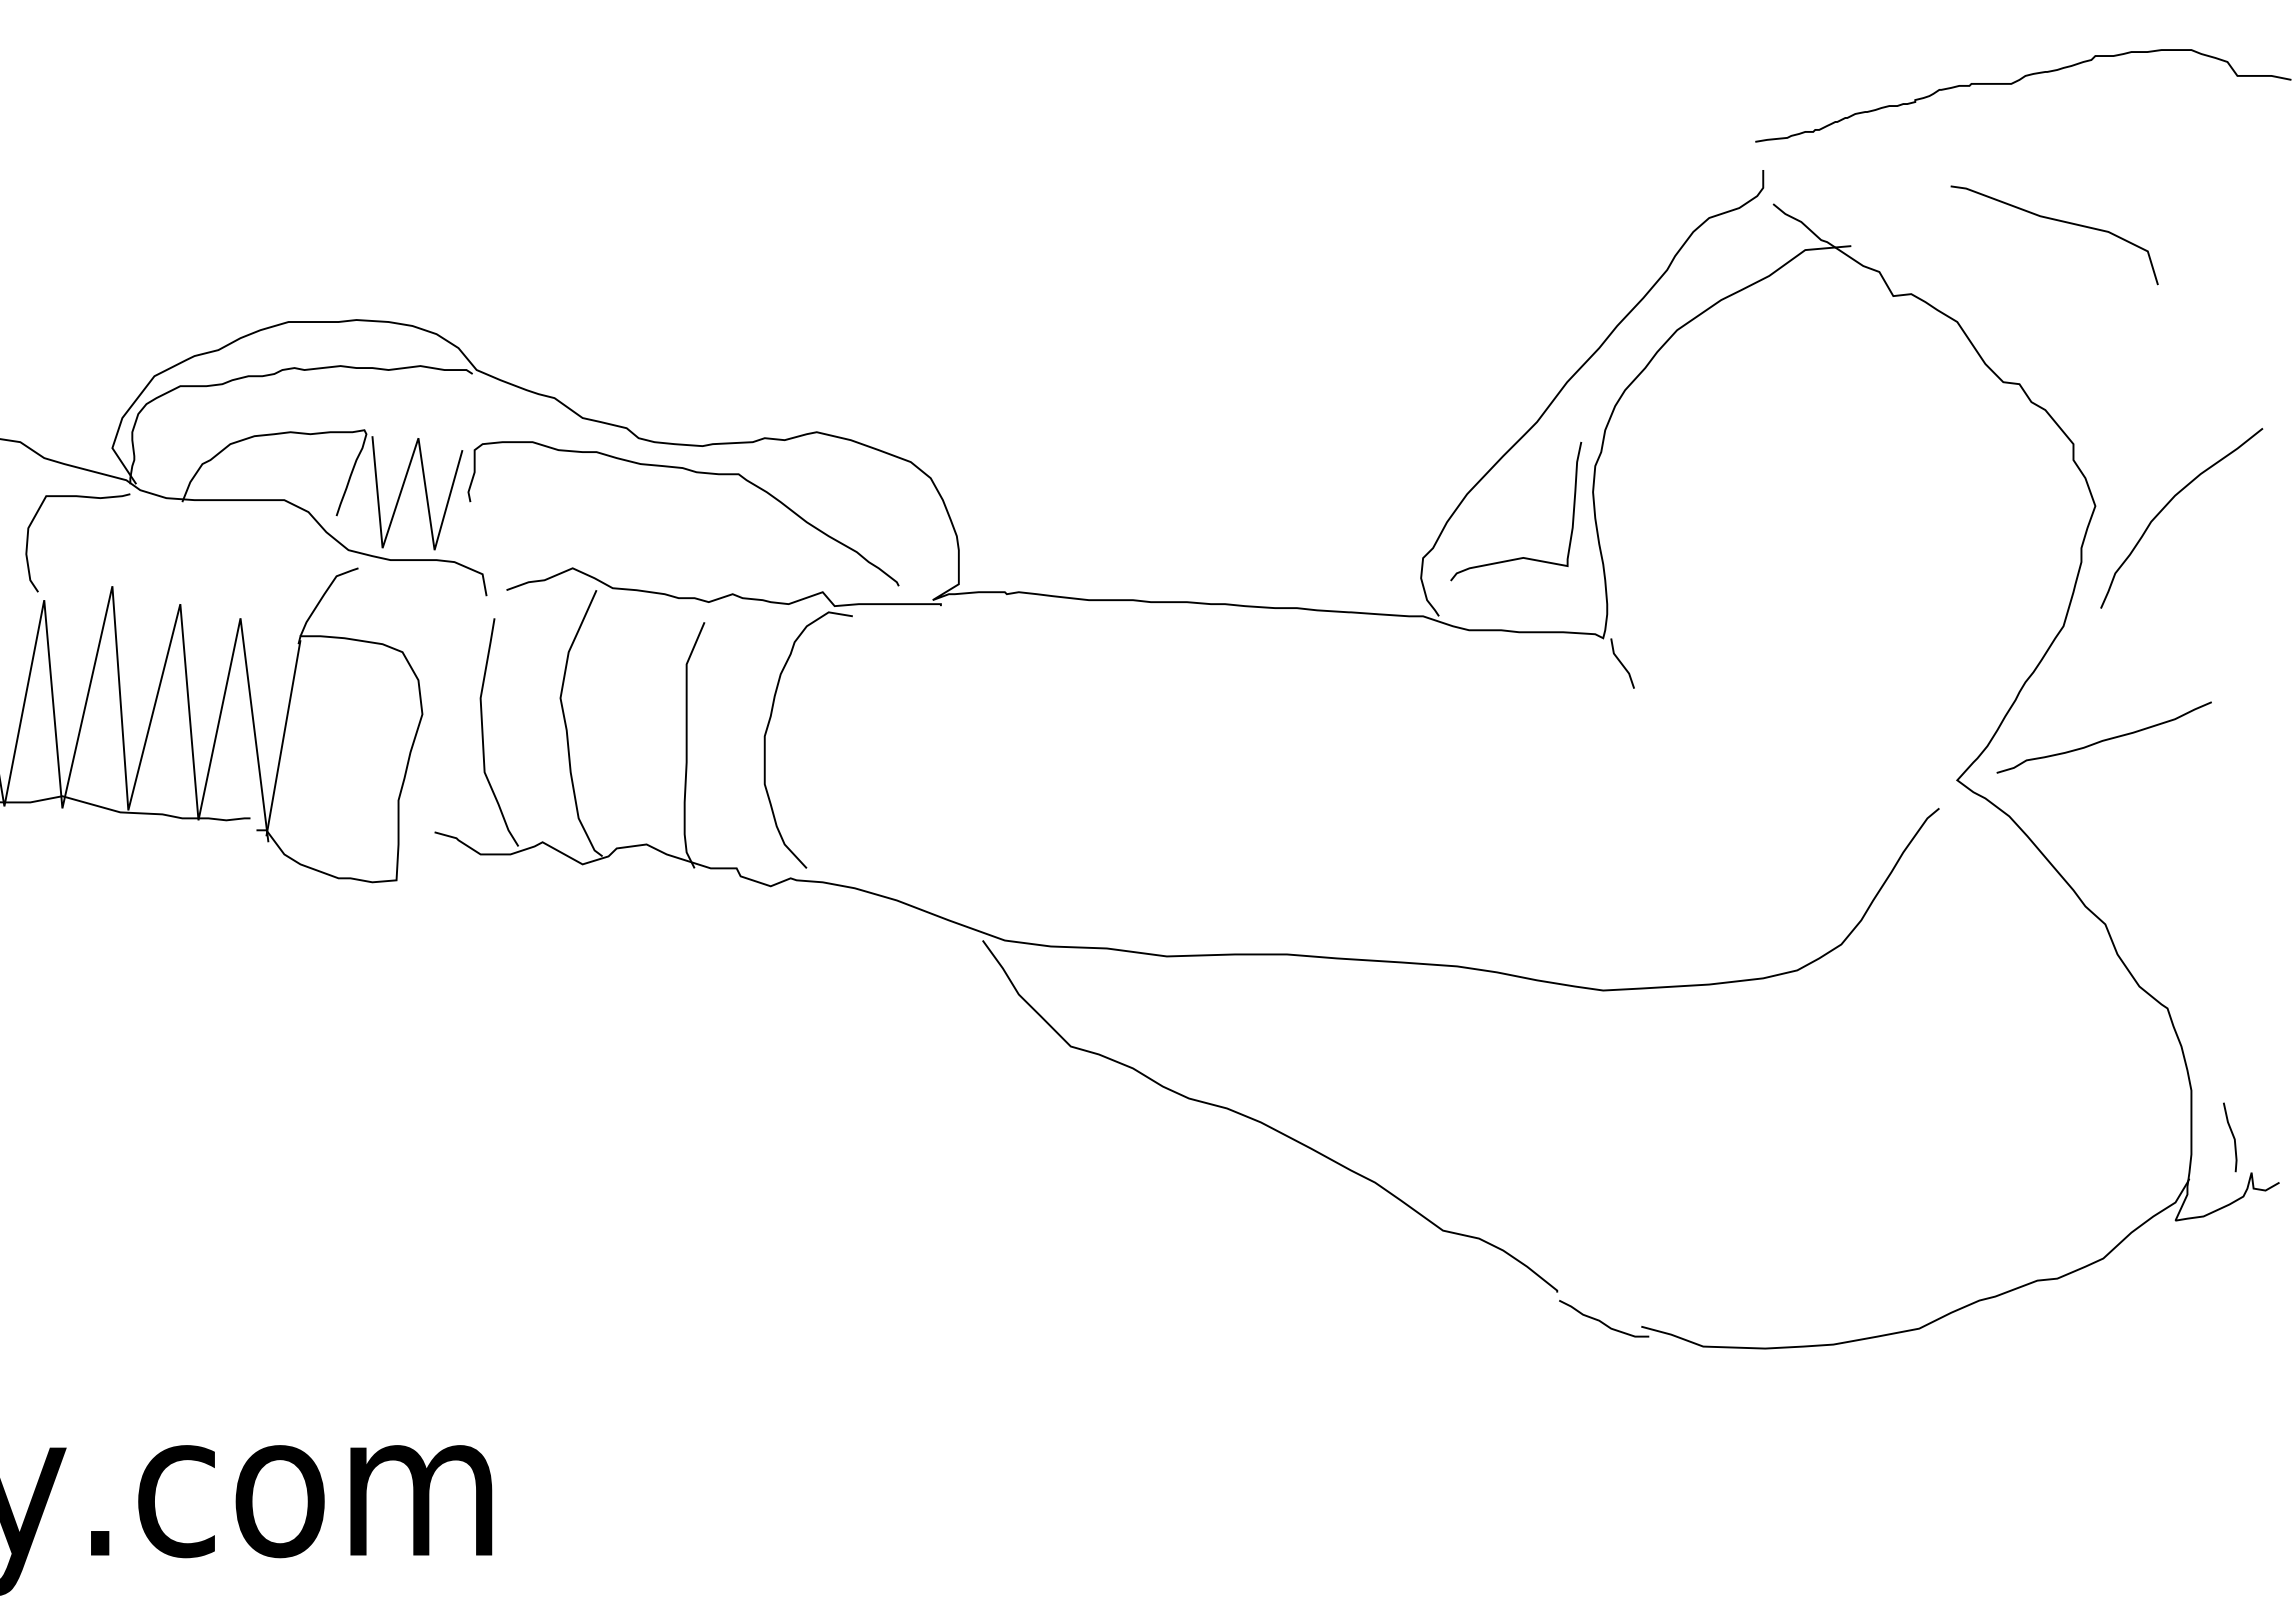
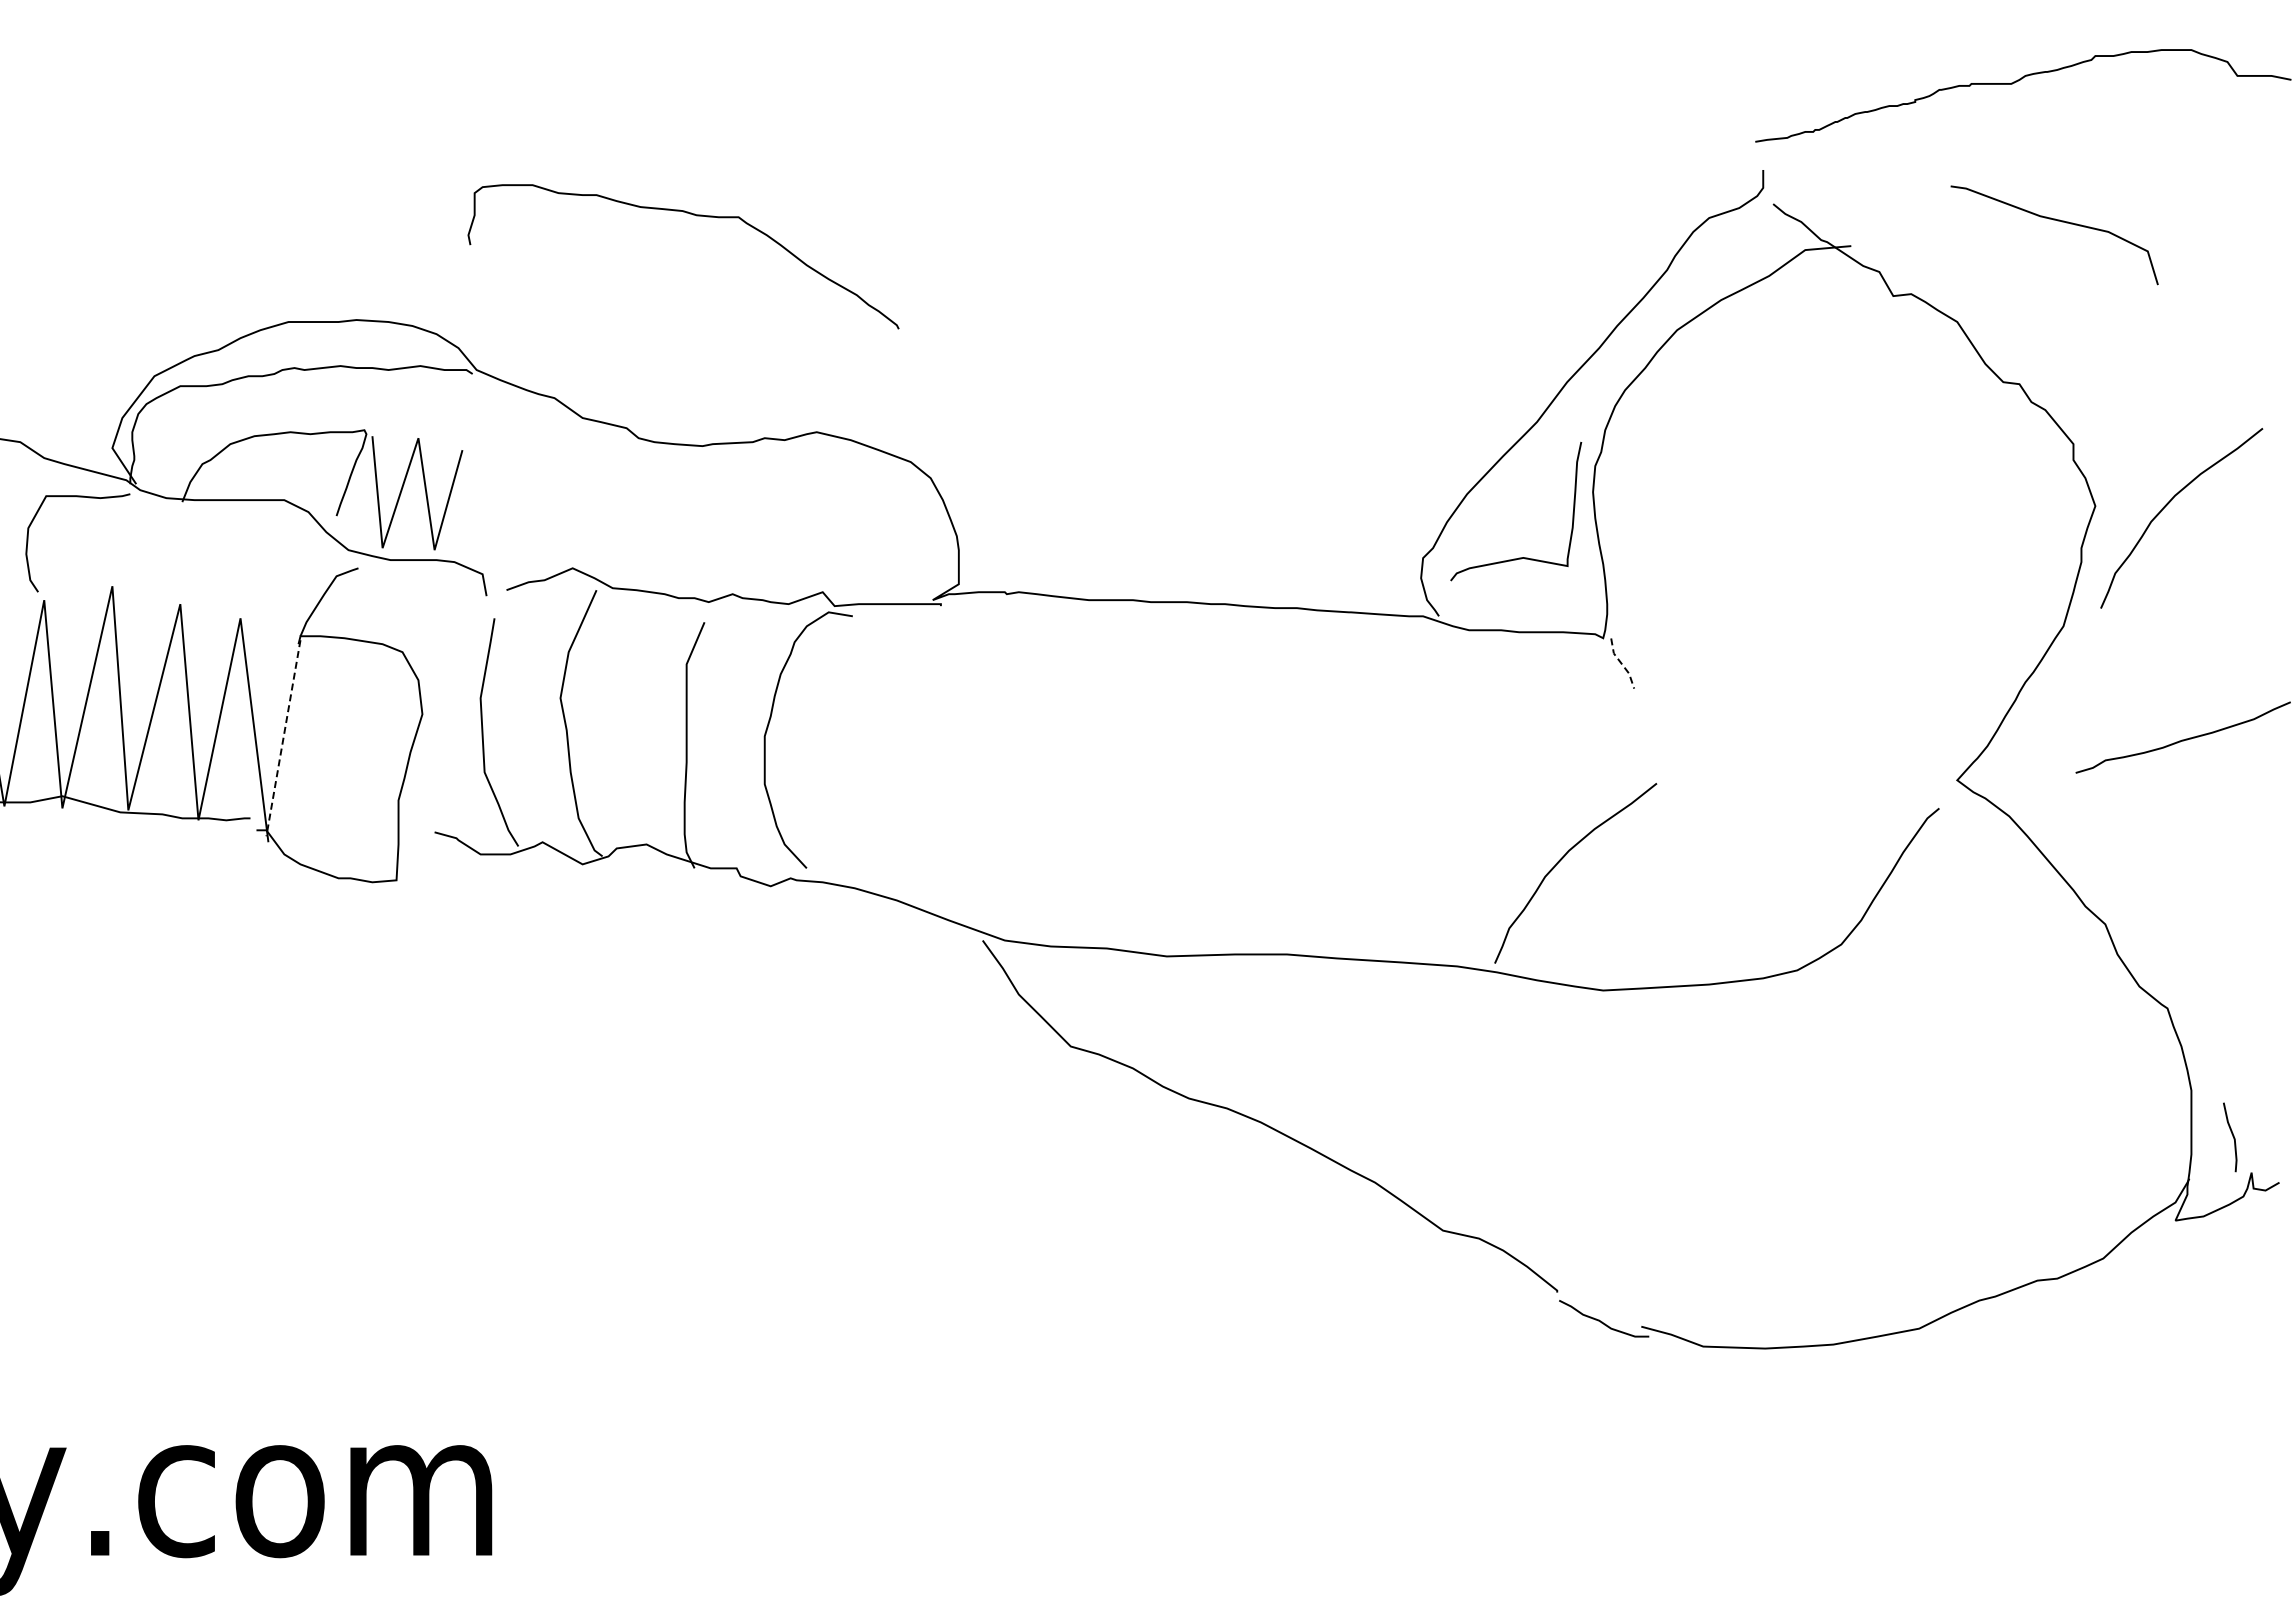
curve position: (696, 473) -> (696, 216) (696, 216)
line: solid -> dashed (1621, 663)
line: solid -> dashed (283, 738)
curve position: (2103, 739) -> (2182, 739) (2182, 739)
curve: none -> present (1562, 859)
